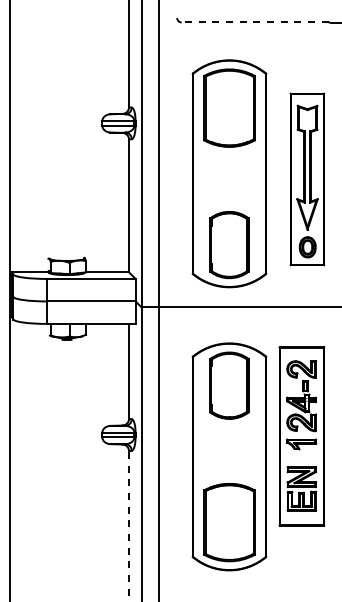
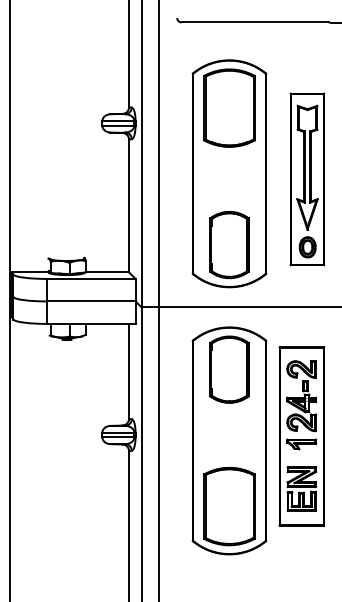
line: dashed -> solid (254, 22)
part position: (229, 456) -> (229, 440) (229, 440)
line: dashed -> solid (129, 526)
